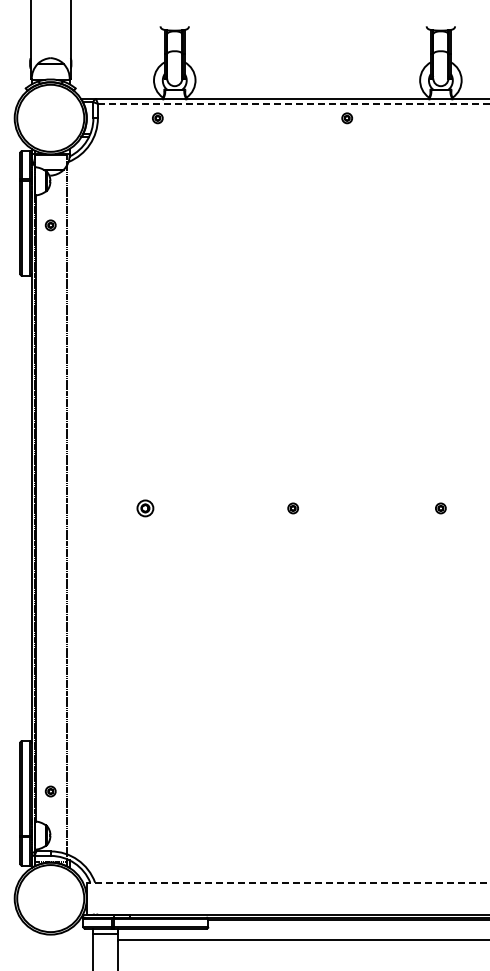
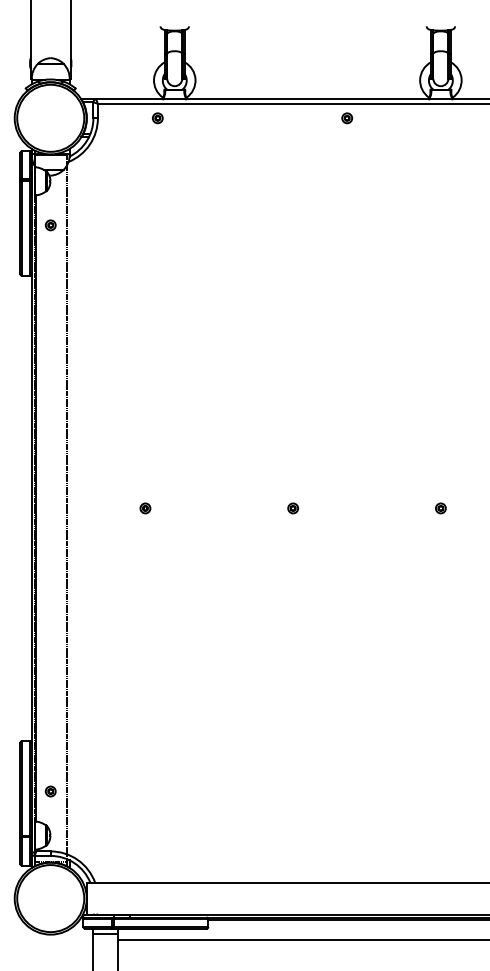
line: dashed -> solid (293, 103)
part size: 19x19 px -> 13x13 px (145, 508)
line: dashed -> solid (287, 882)
